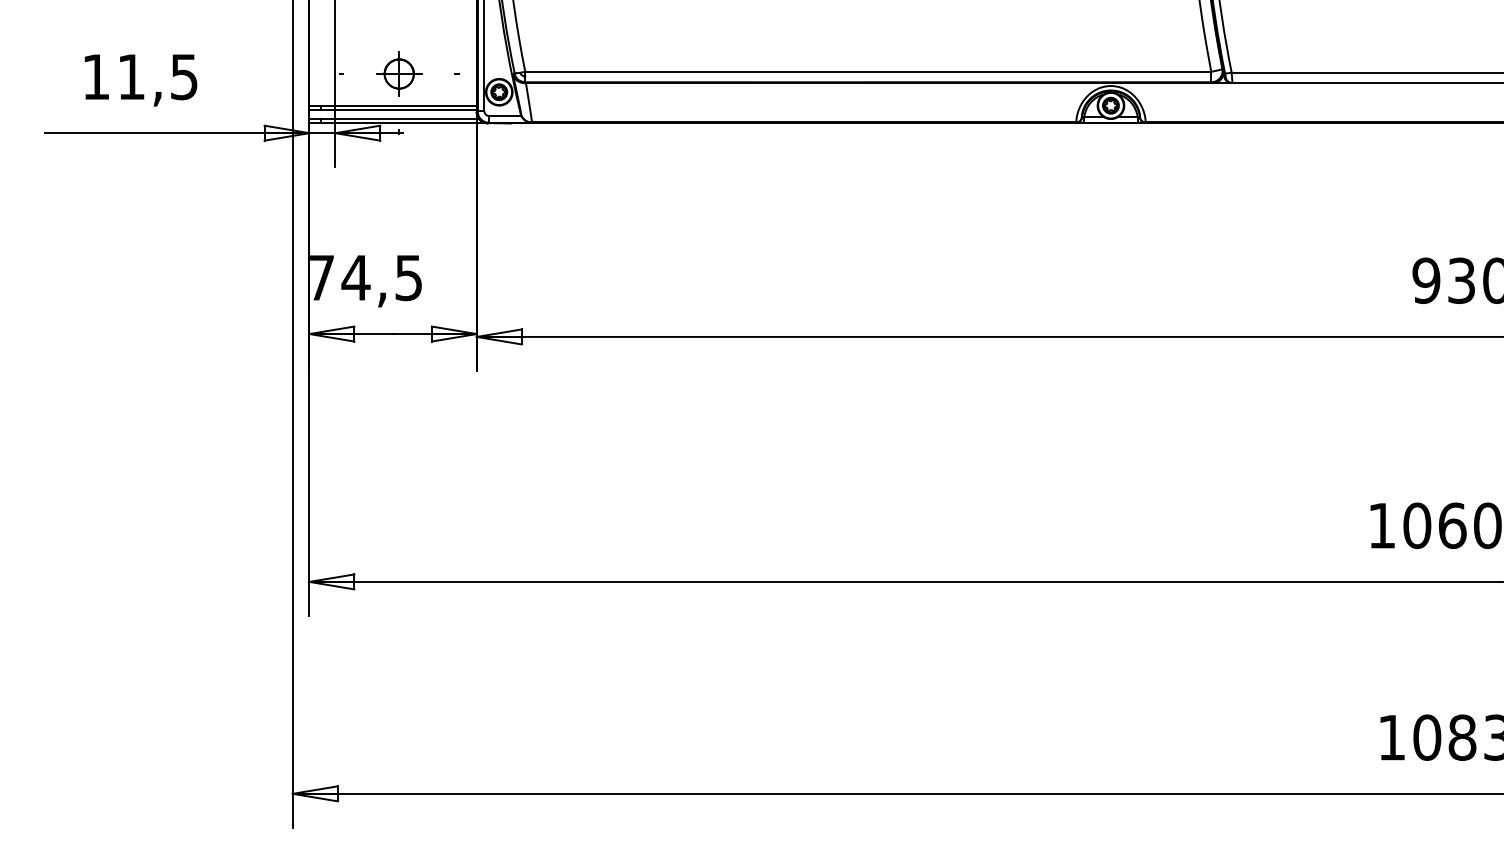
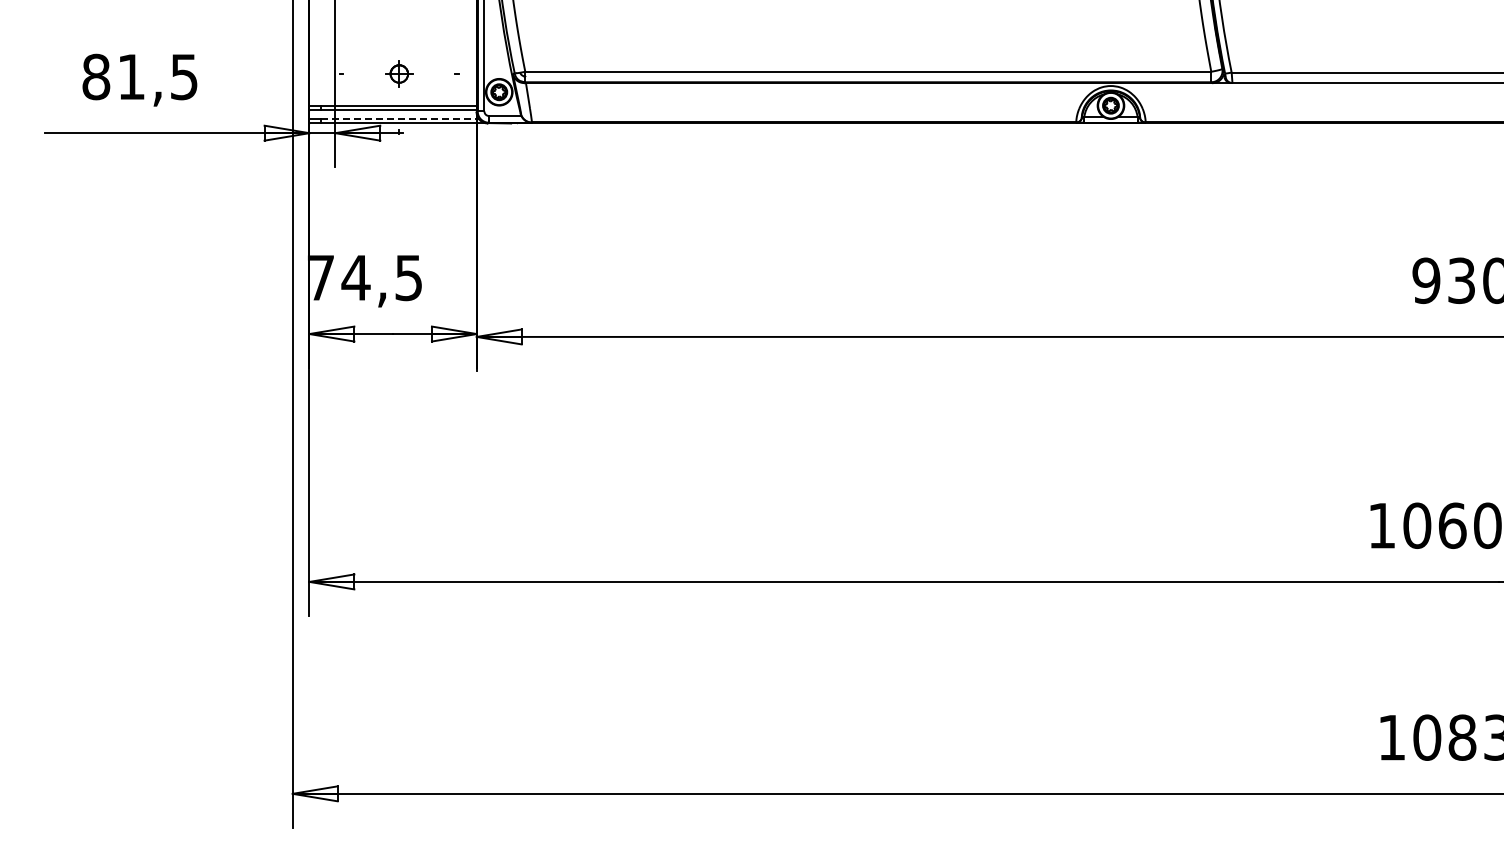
part size: 47x46 px -> 29x28 px (399, 73)
text: 11,5 -> 81,5 (96, 76)
line: solid -> dashed (400, 118)
